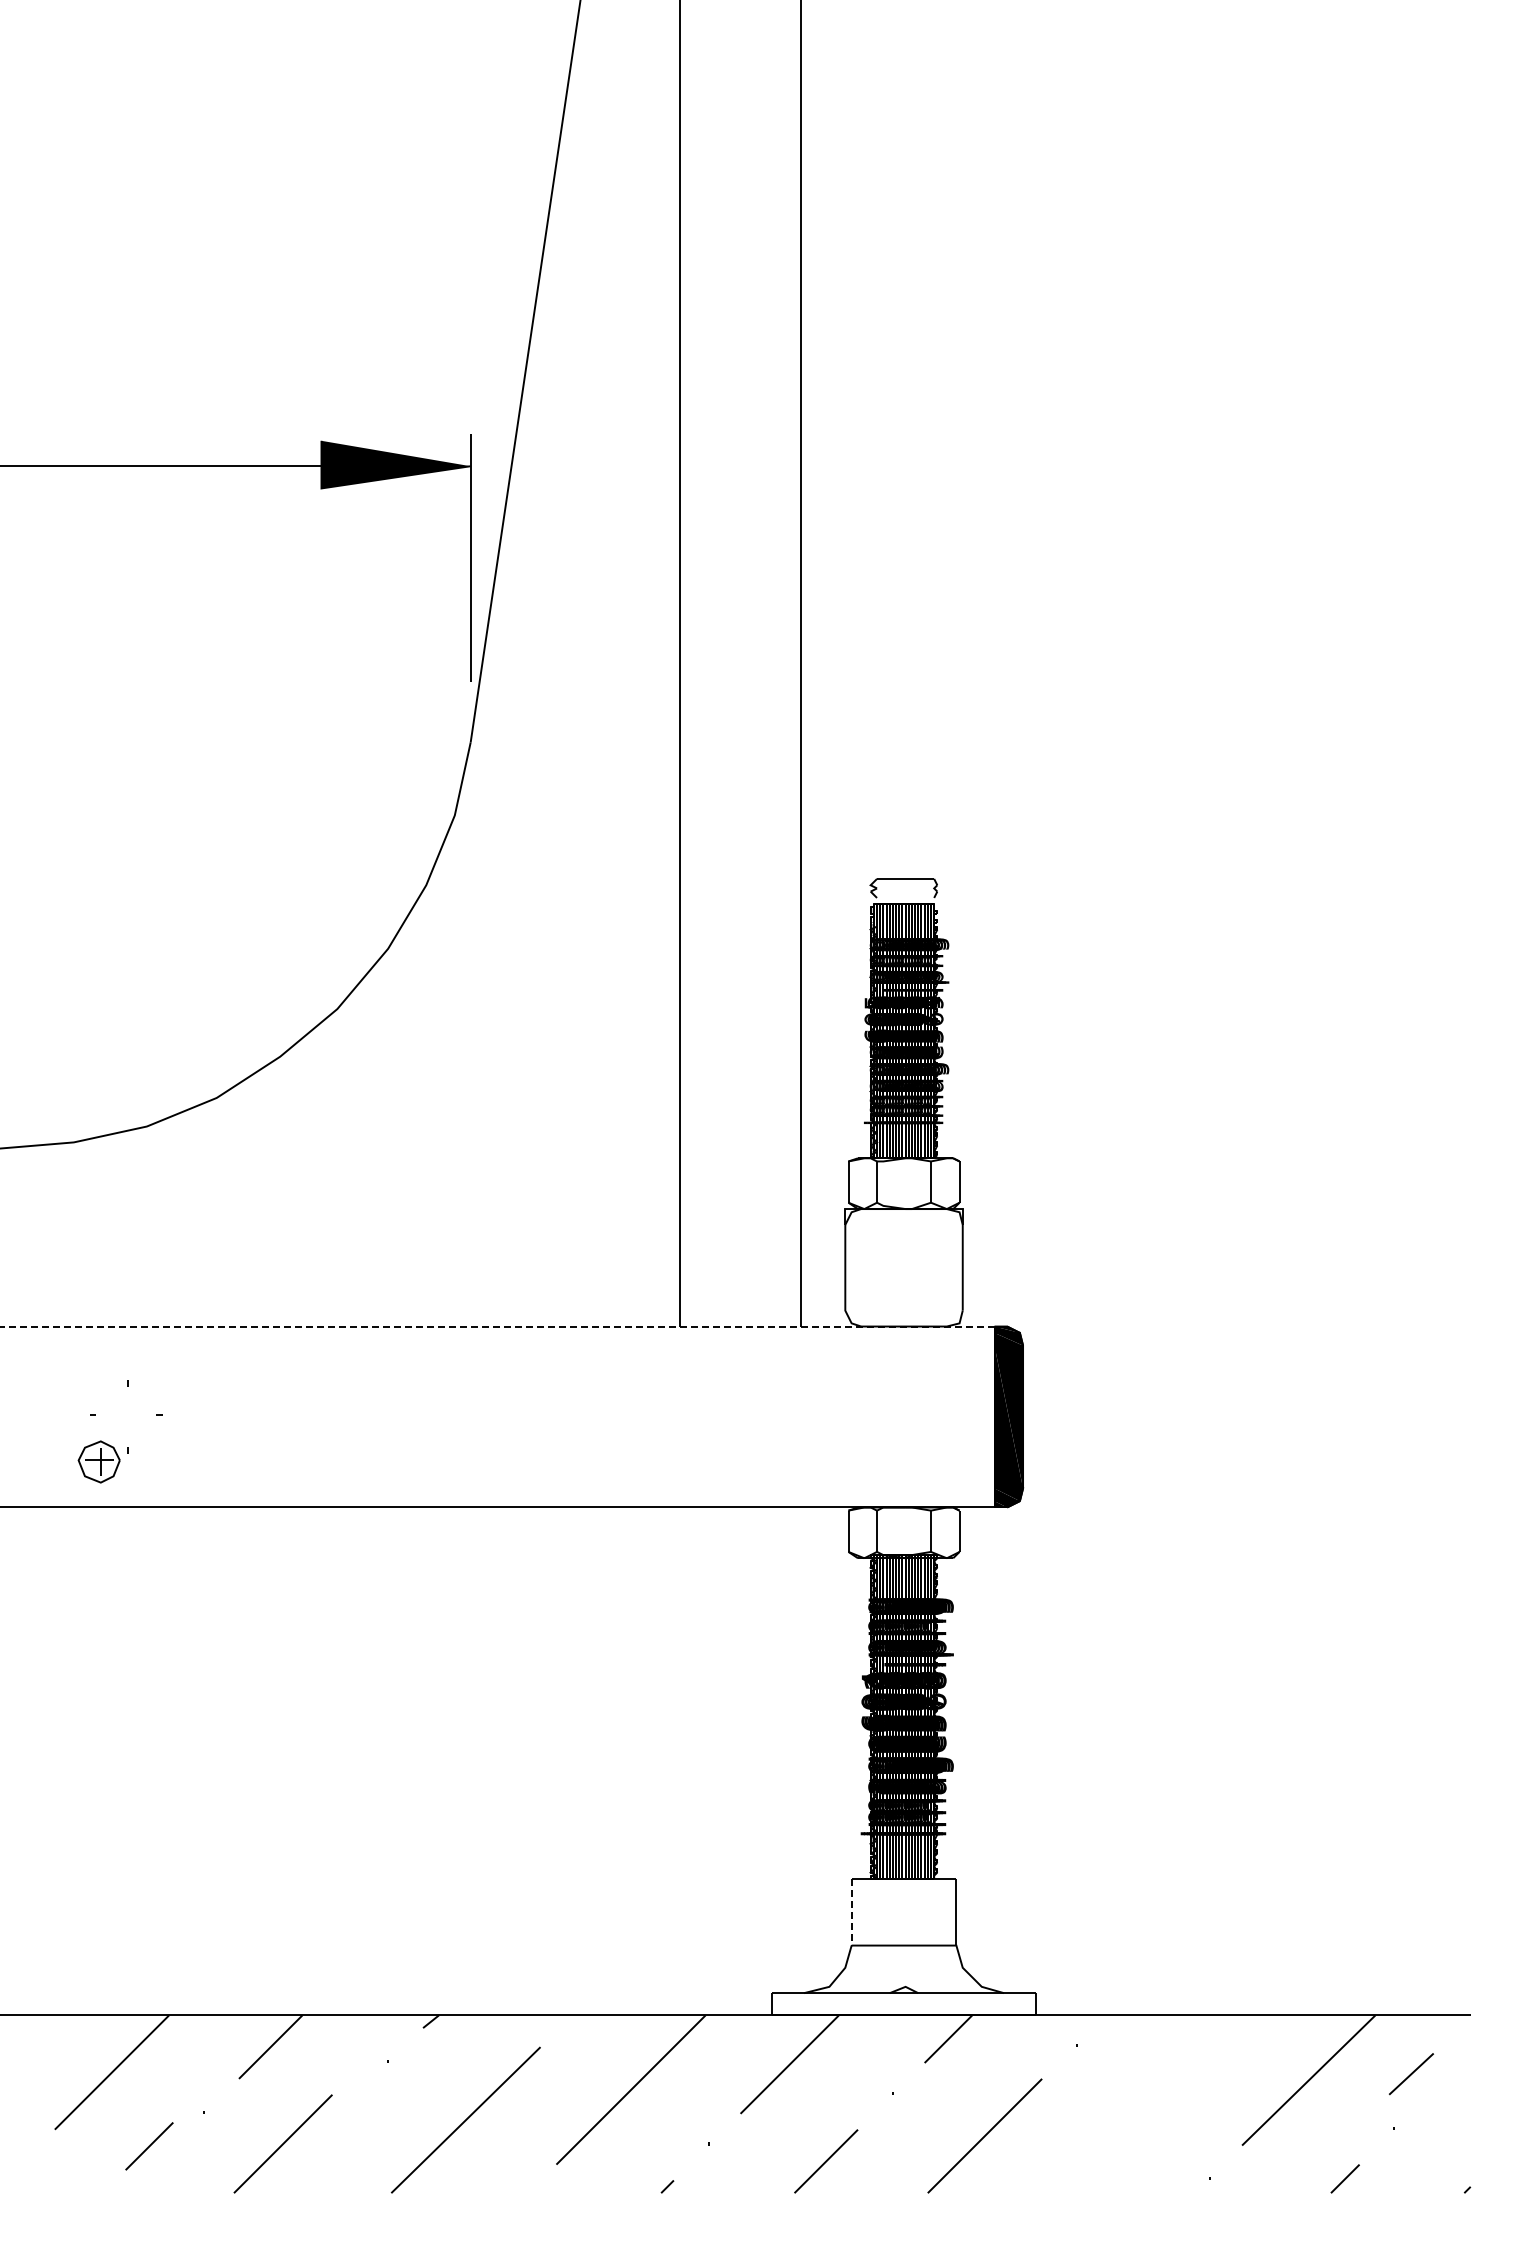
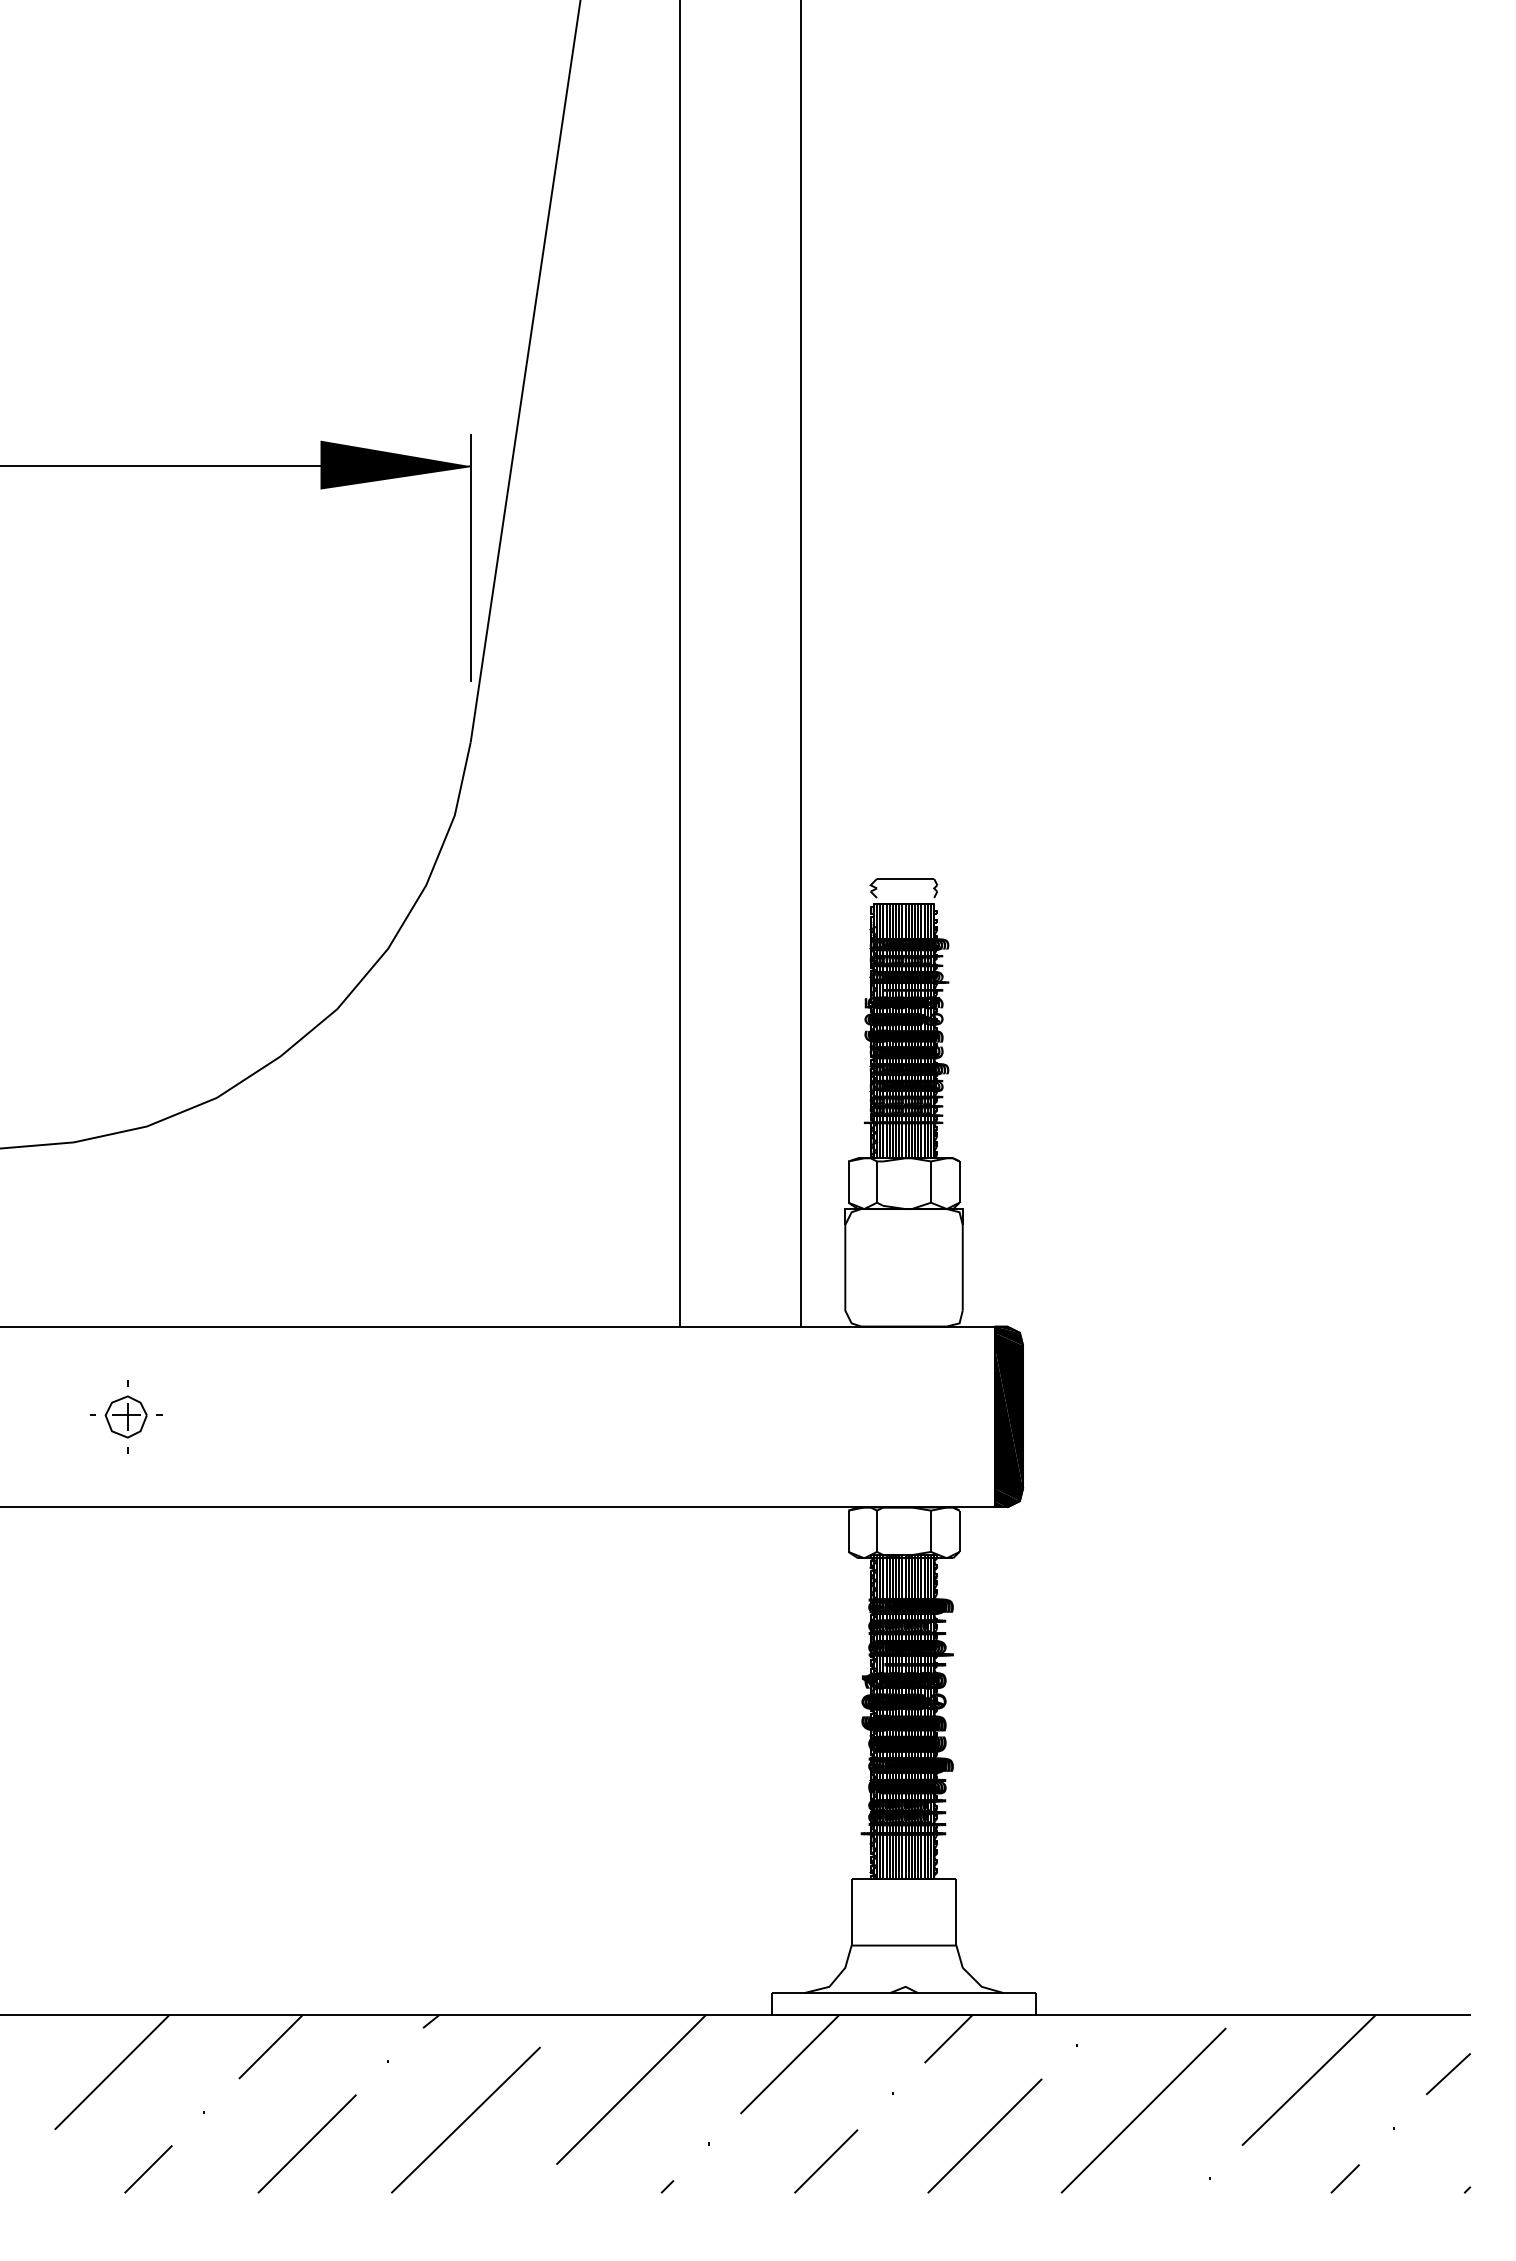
line: dashed -> solid (497, 1326)
part position: (98, 1461) -> (125, 1416) (125, 1416)
line: dashed -> solid (851, 1912)
line position: (1411, 2074) -> (1448, 2074) (1448, 2074)
line: none -> present (1143, 2110)
line position: (282, 2143) -> (306, 2143) (306, 2143)
line position: (149, 2146) -> (148, 2169) (148, 2169)
